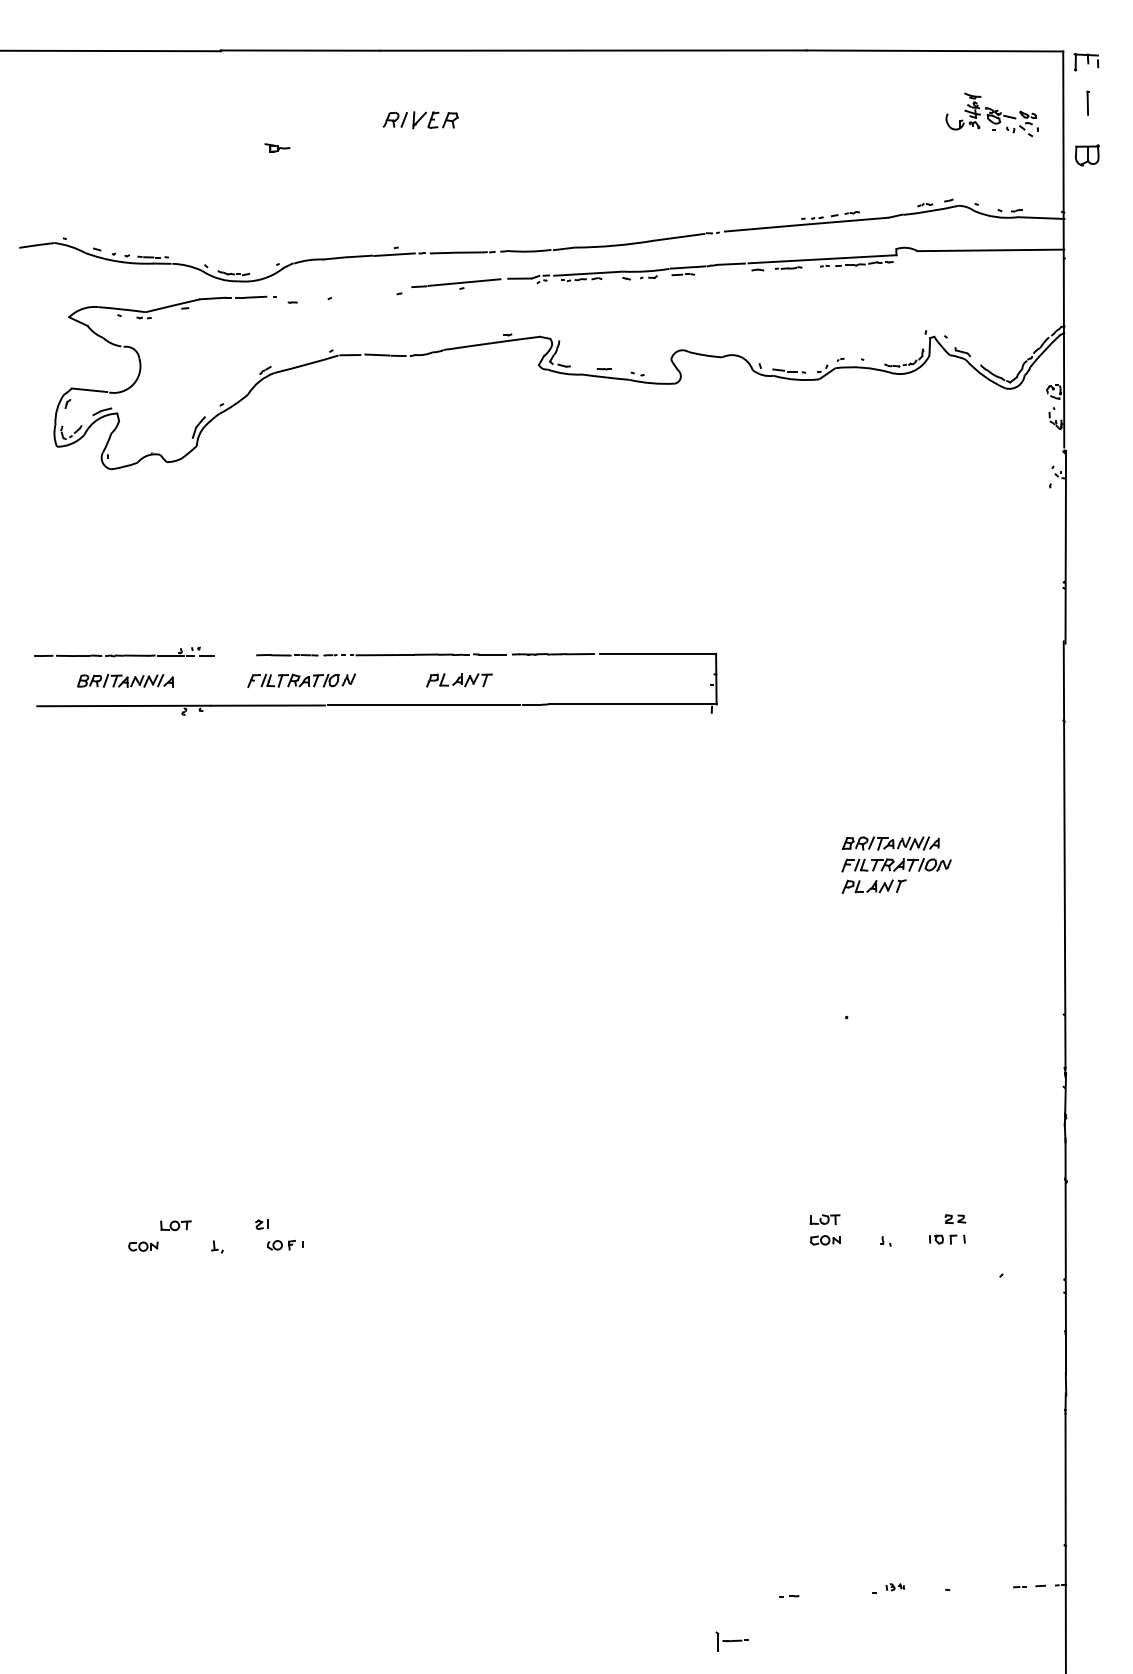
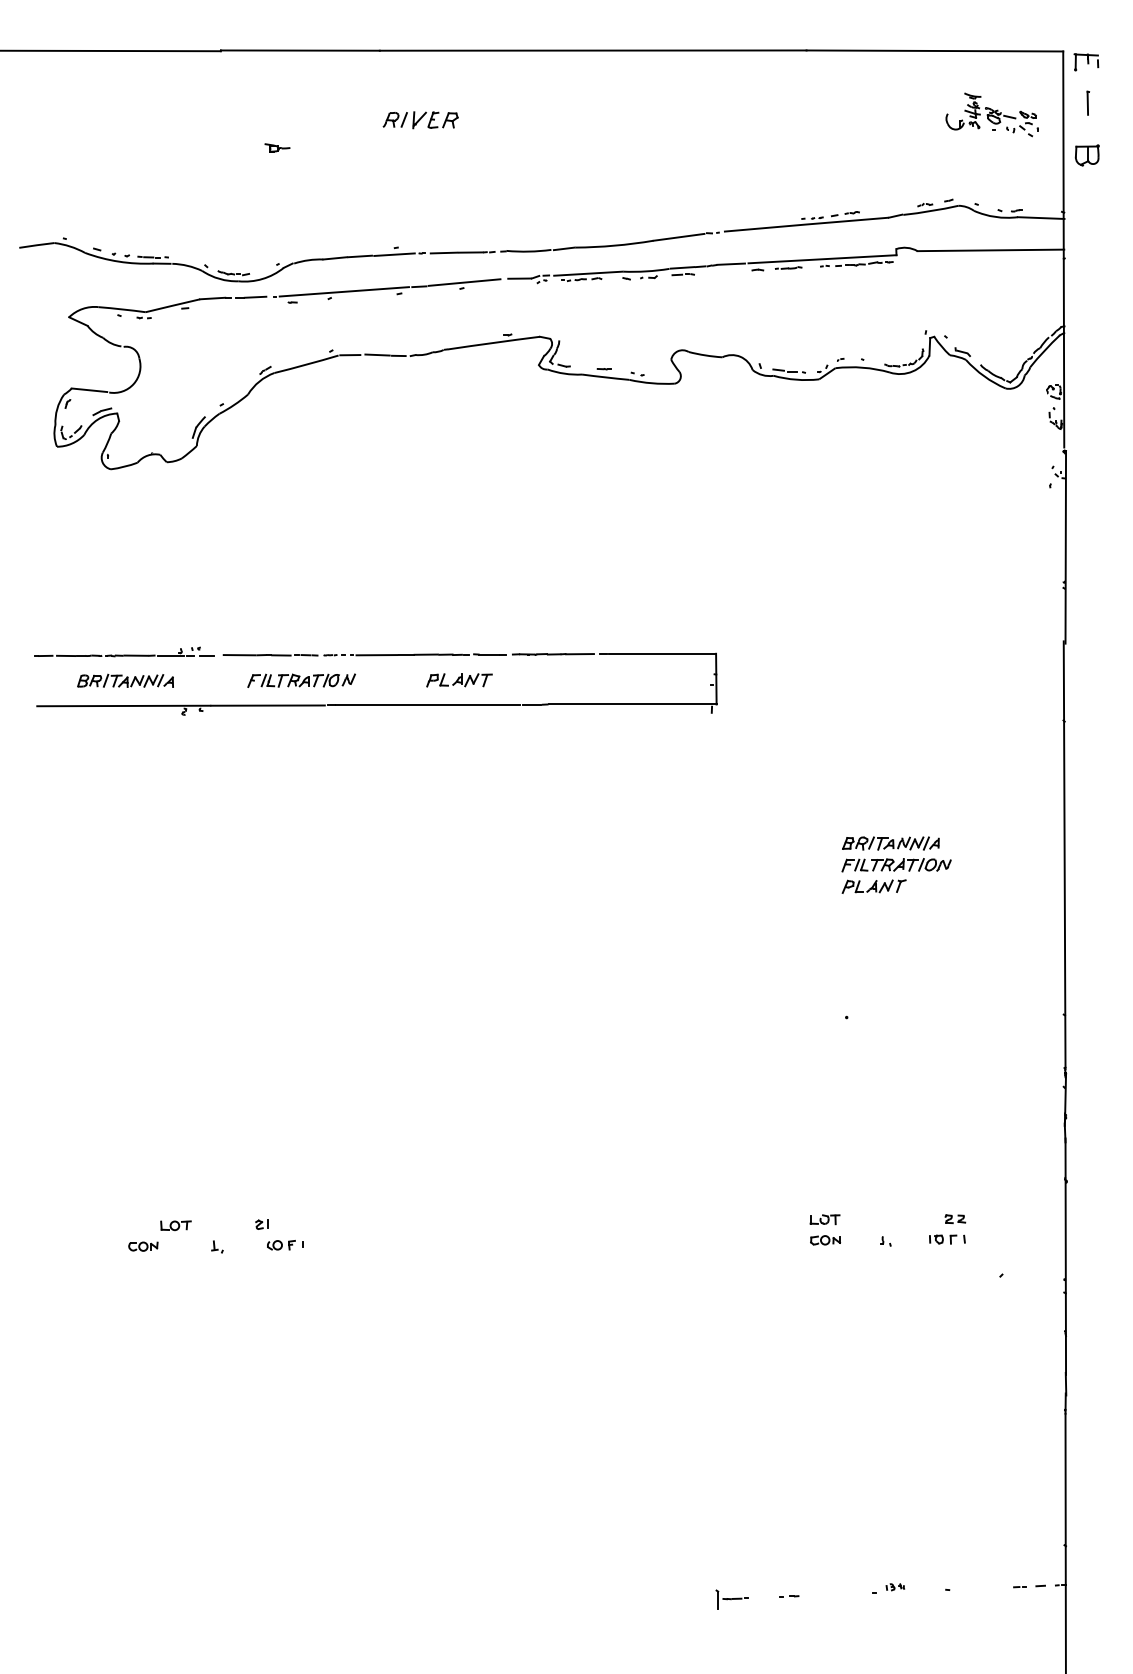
line: none -> present (343, 291)
line: none -> present (239, 655)
part position: (731, 1641) -> (731, 1599) (731, 1599)
